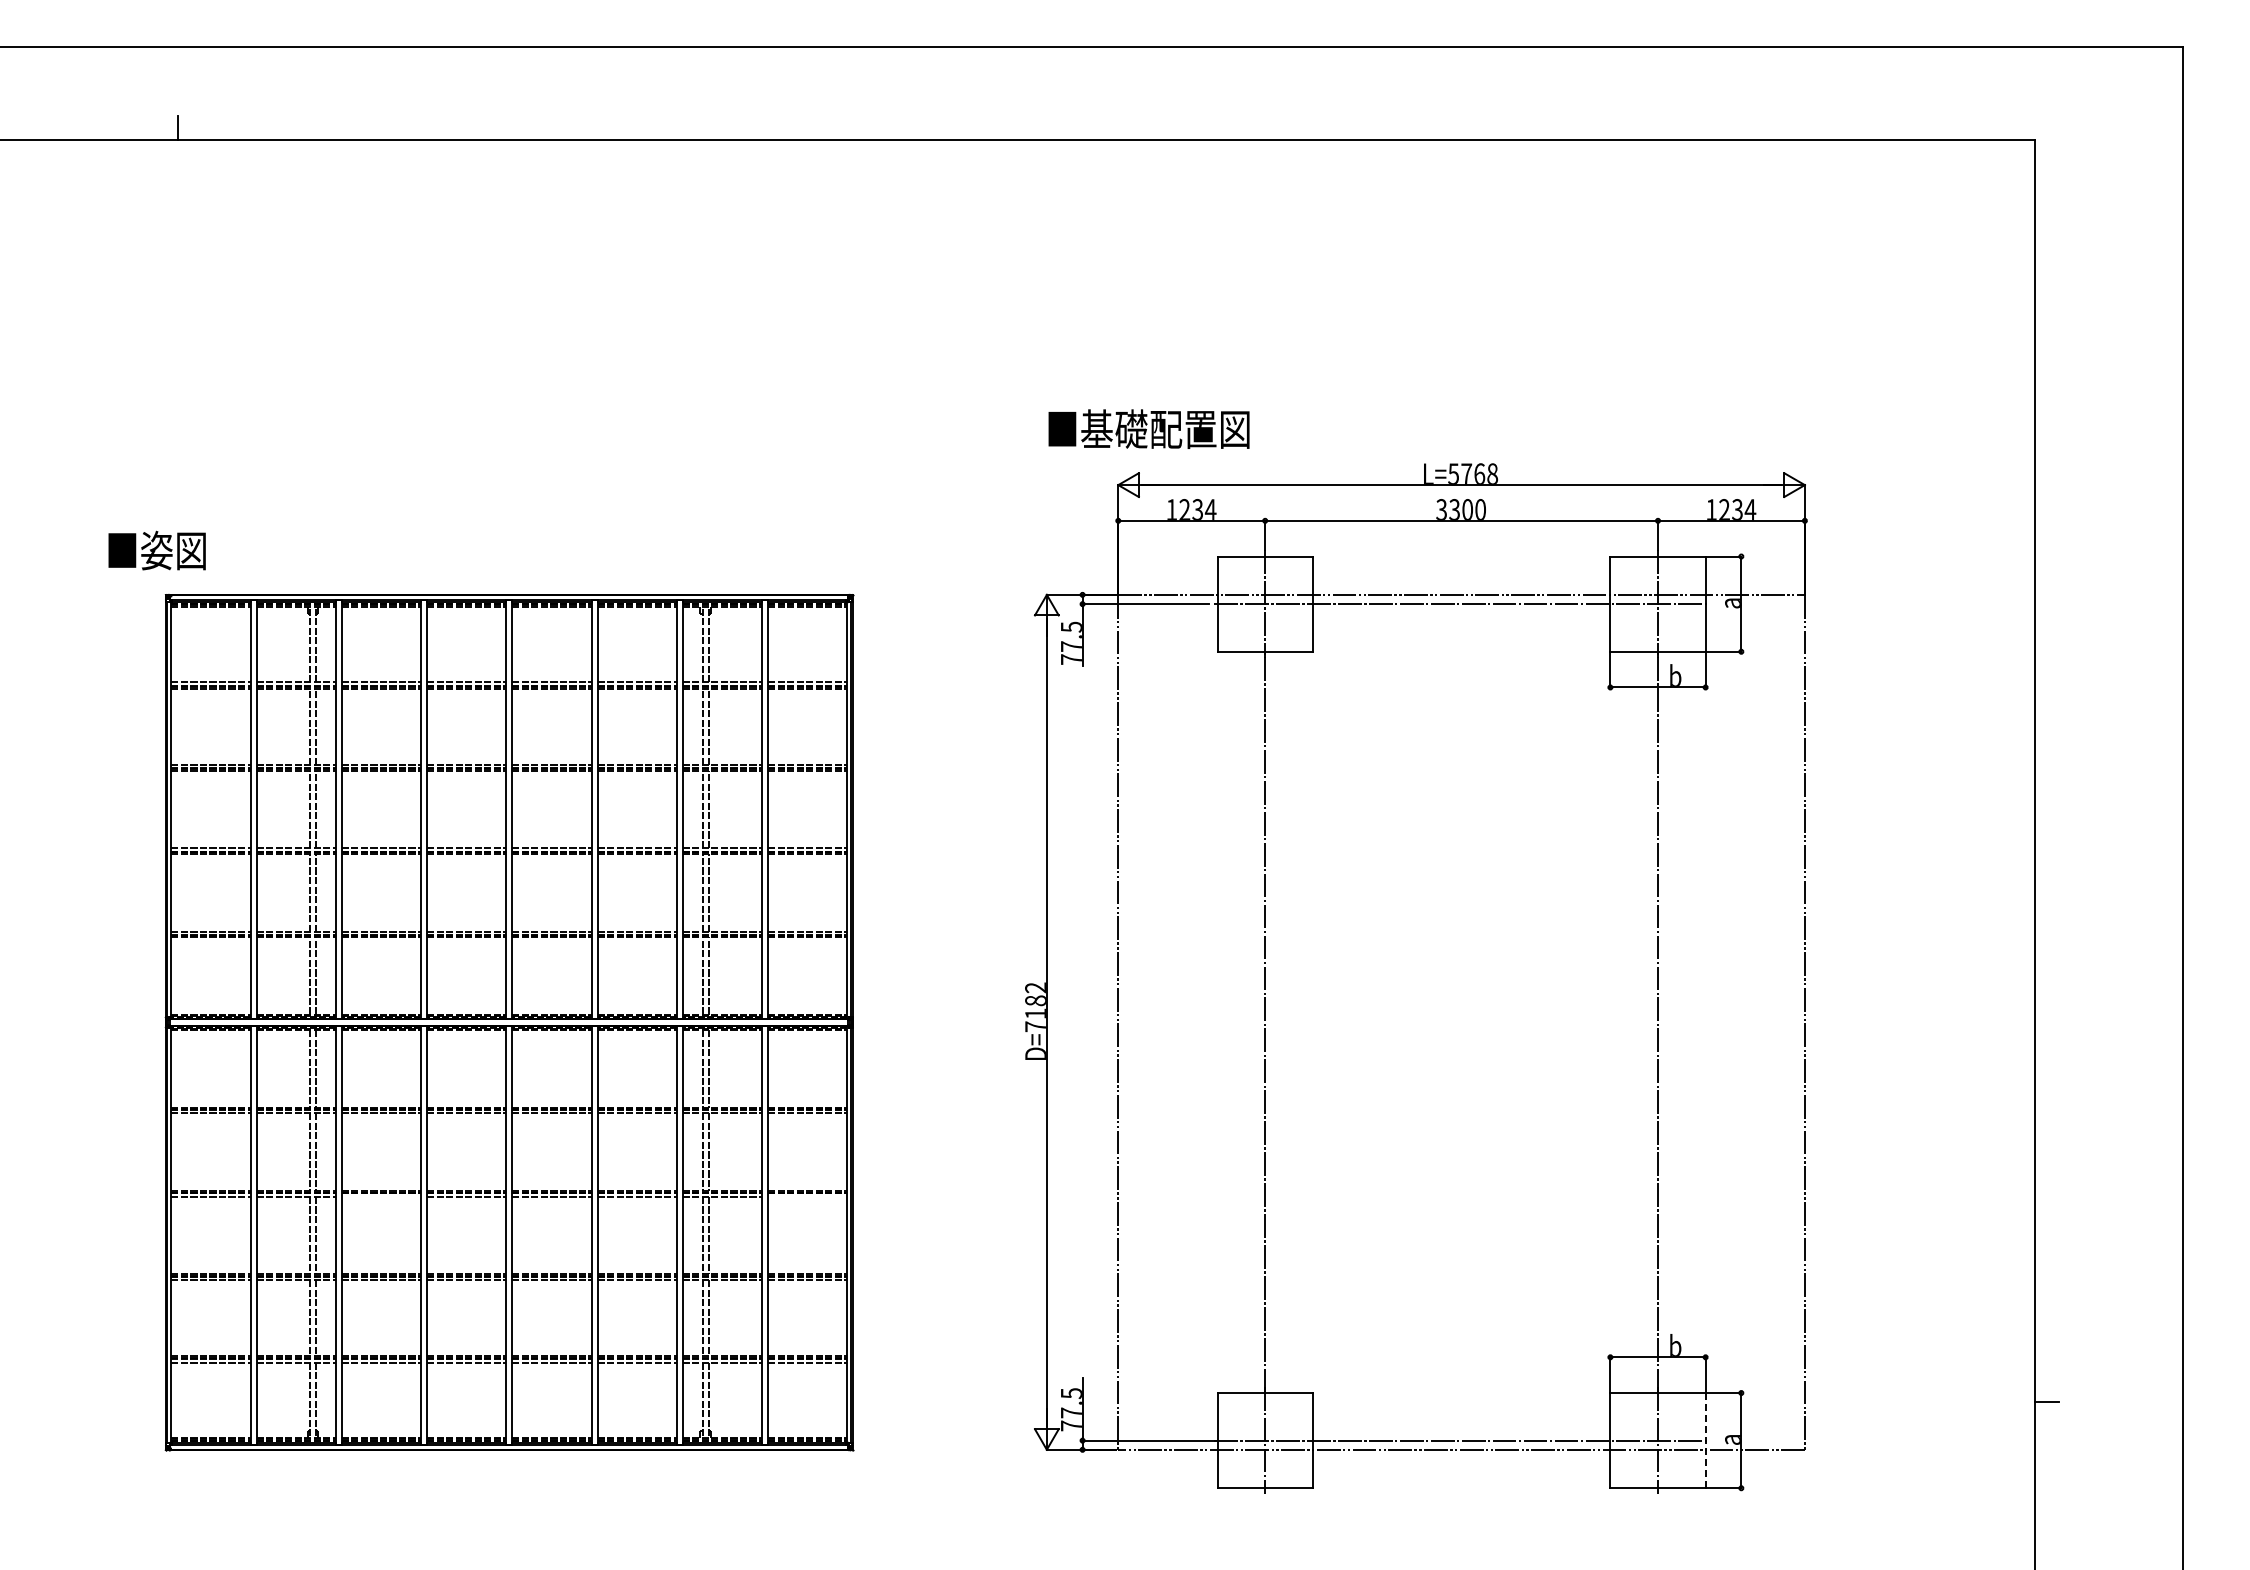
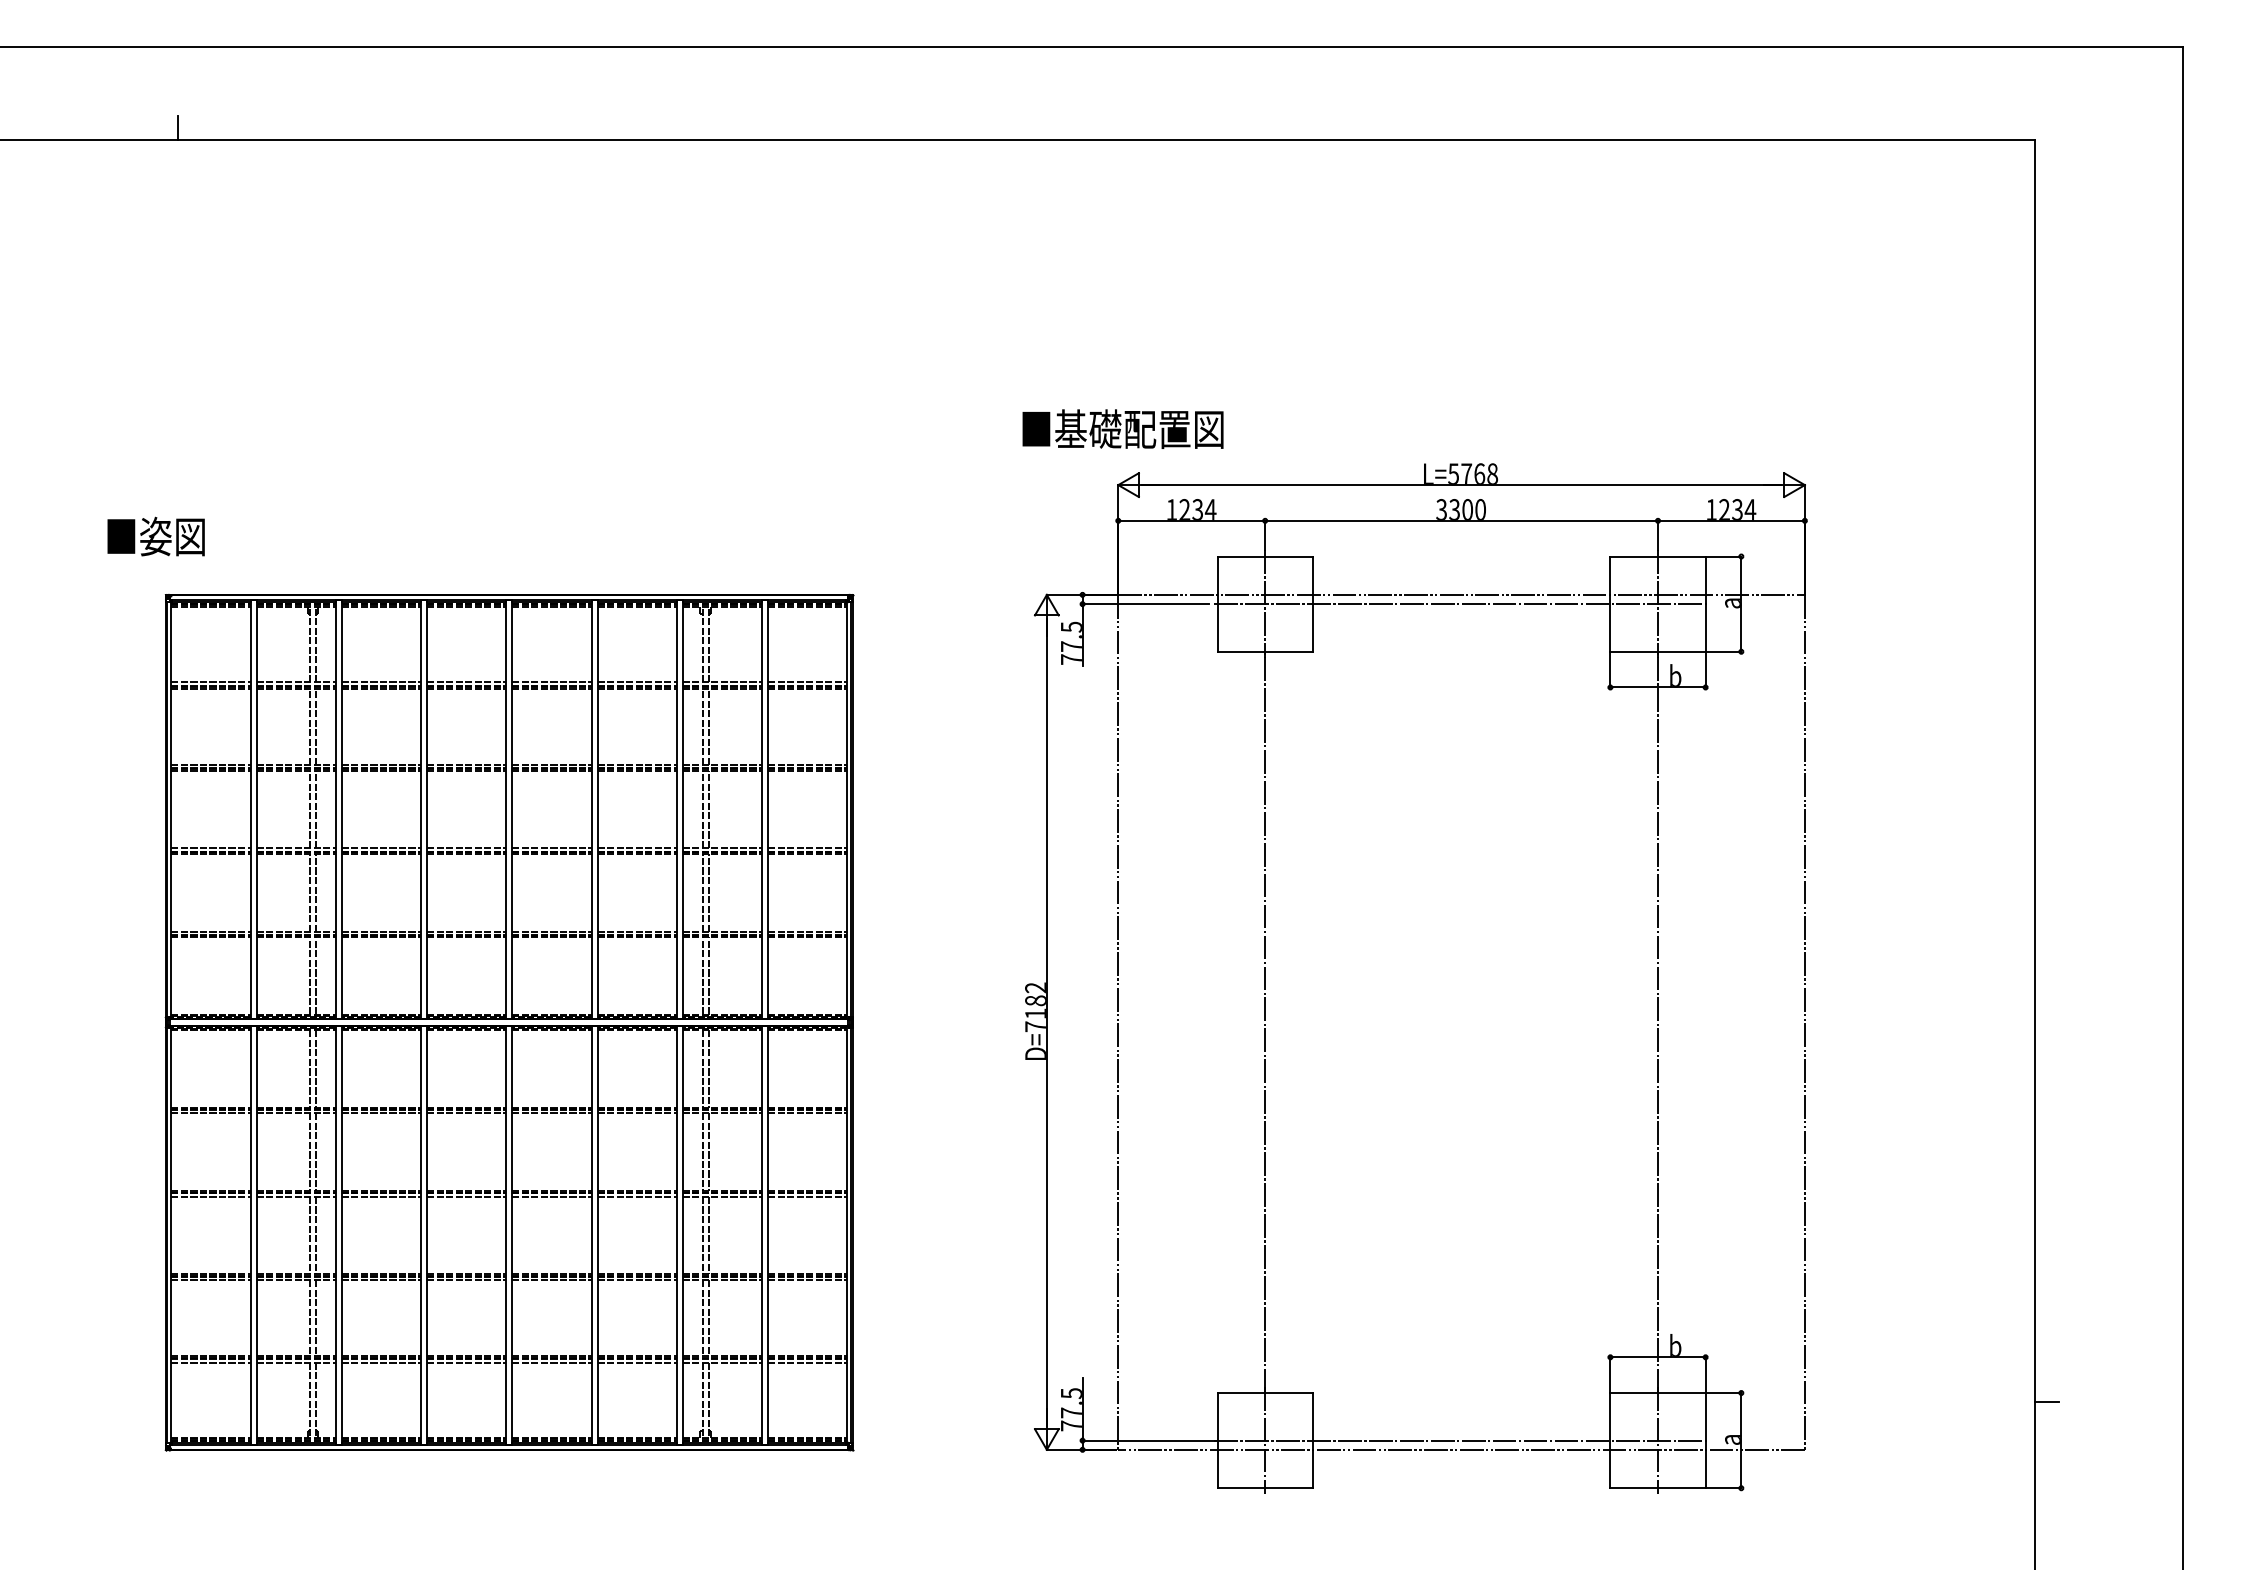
text position: (1148, 428) -> (1122, 428) (1122, 428)
text position: (156, 550) -> (155, 536) (155, 536)
line: none -> present (381, 1196)
line: none -> present (807, 1196)
line: dashed -> solid (1705, 1440)
